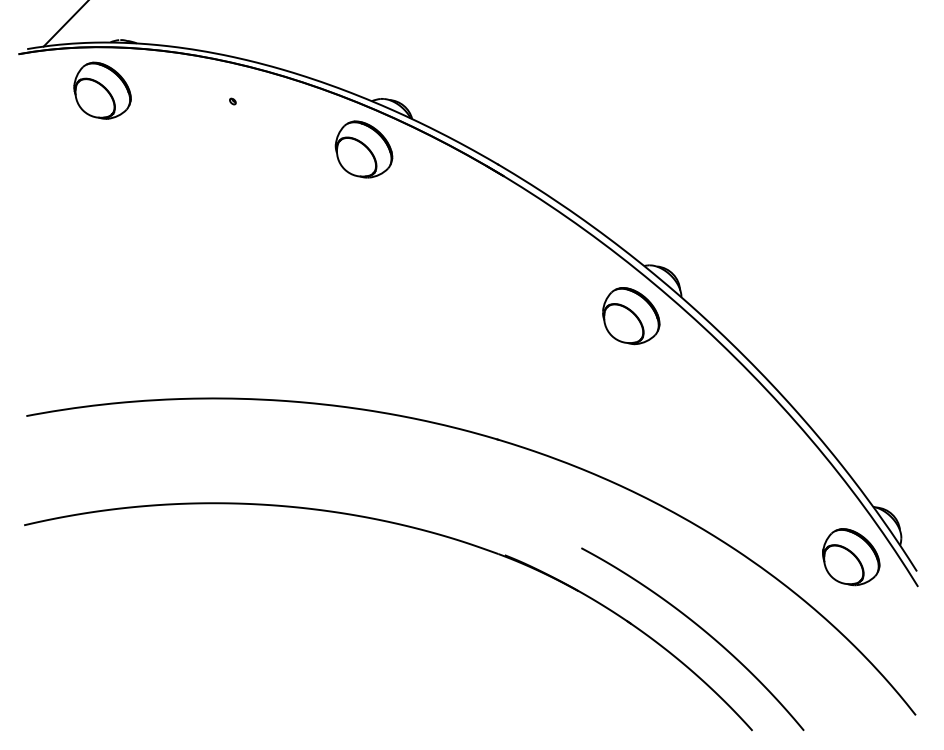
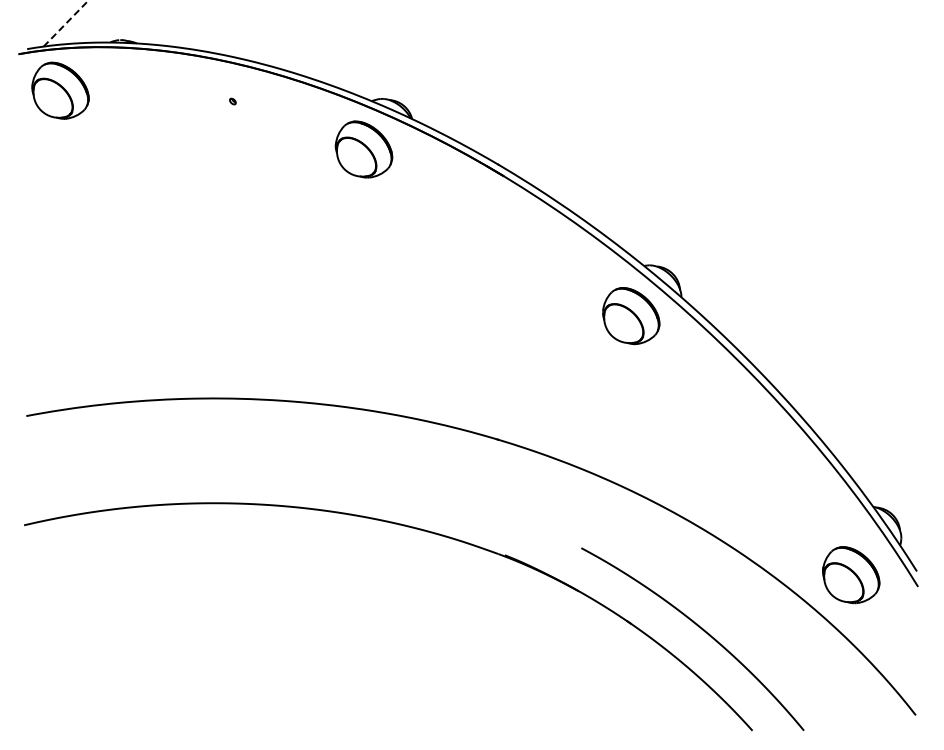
line: solid -> dashed (66, 23)
part position: (102, 90) -> (60, 90) (60, 90)
part position: (851, 557) -> (851, 575) (851, 575)
